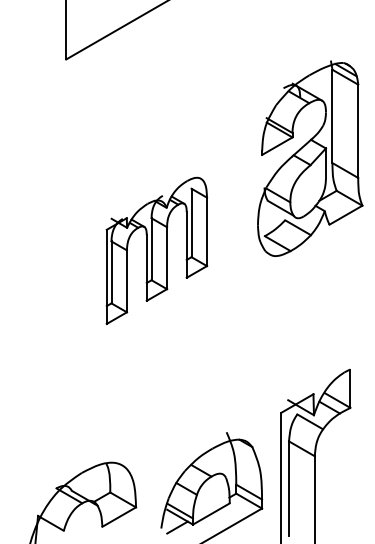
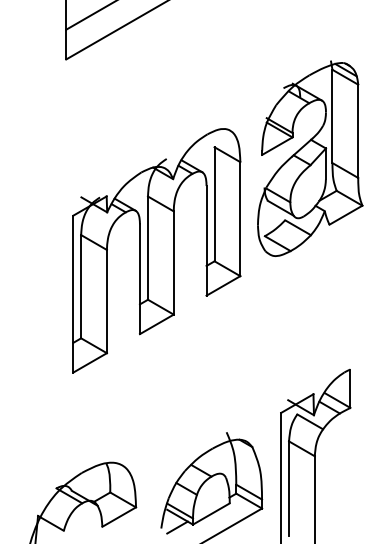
line: none -> present (89, 15)
part size: 104x149 px -> 170x246 px (156, 250)
